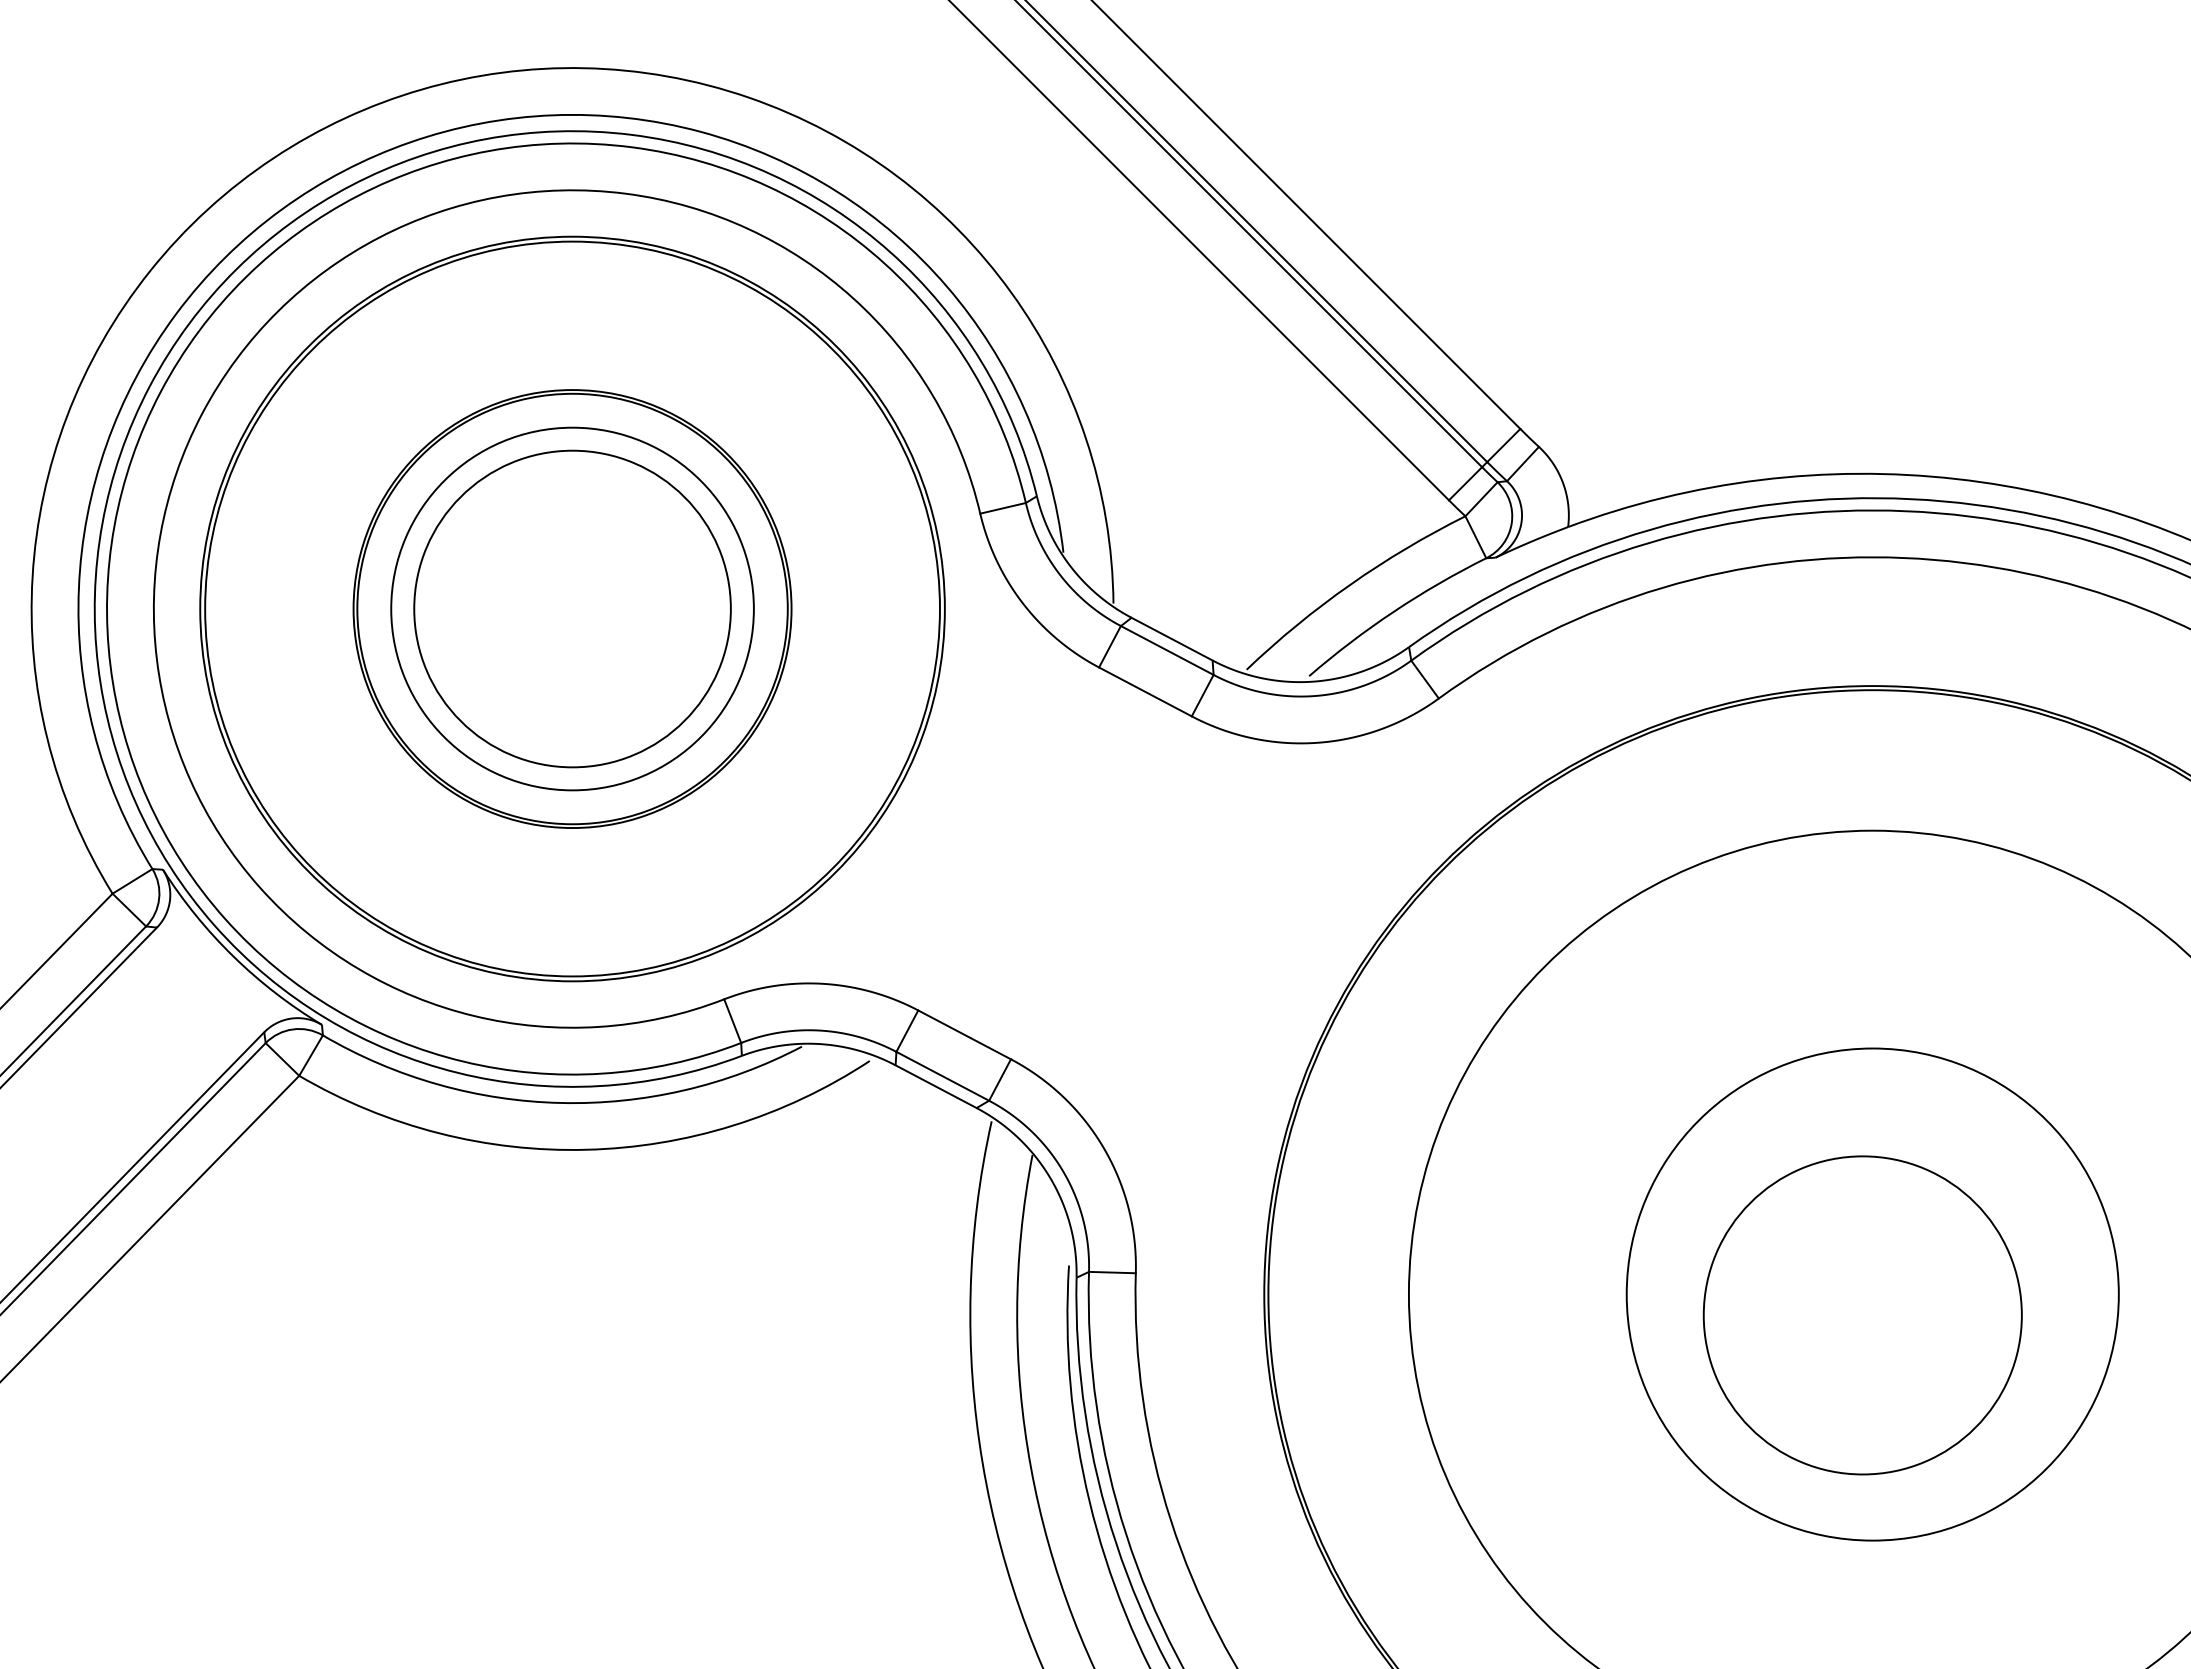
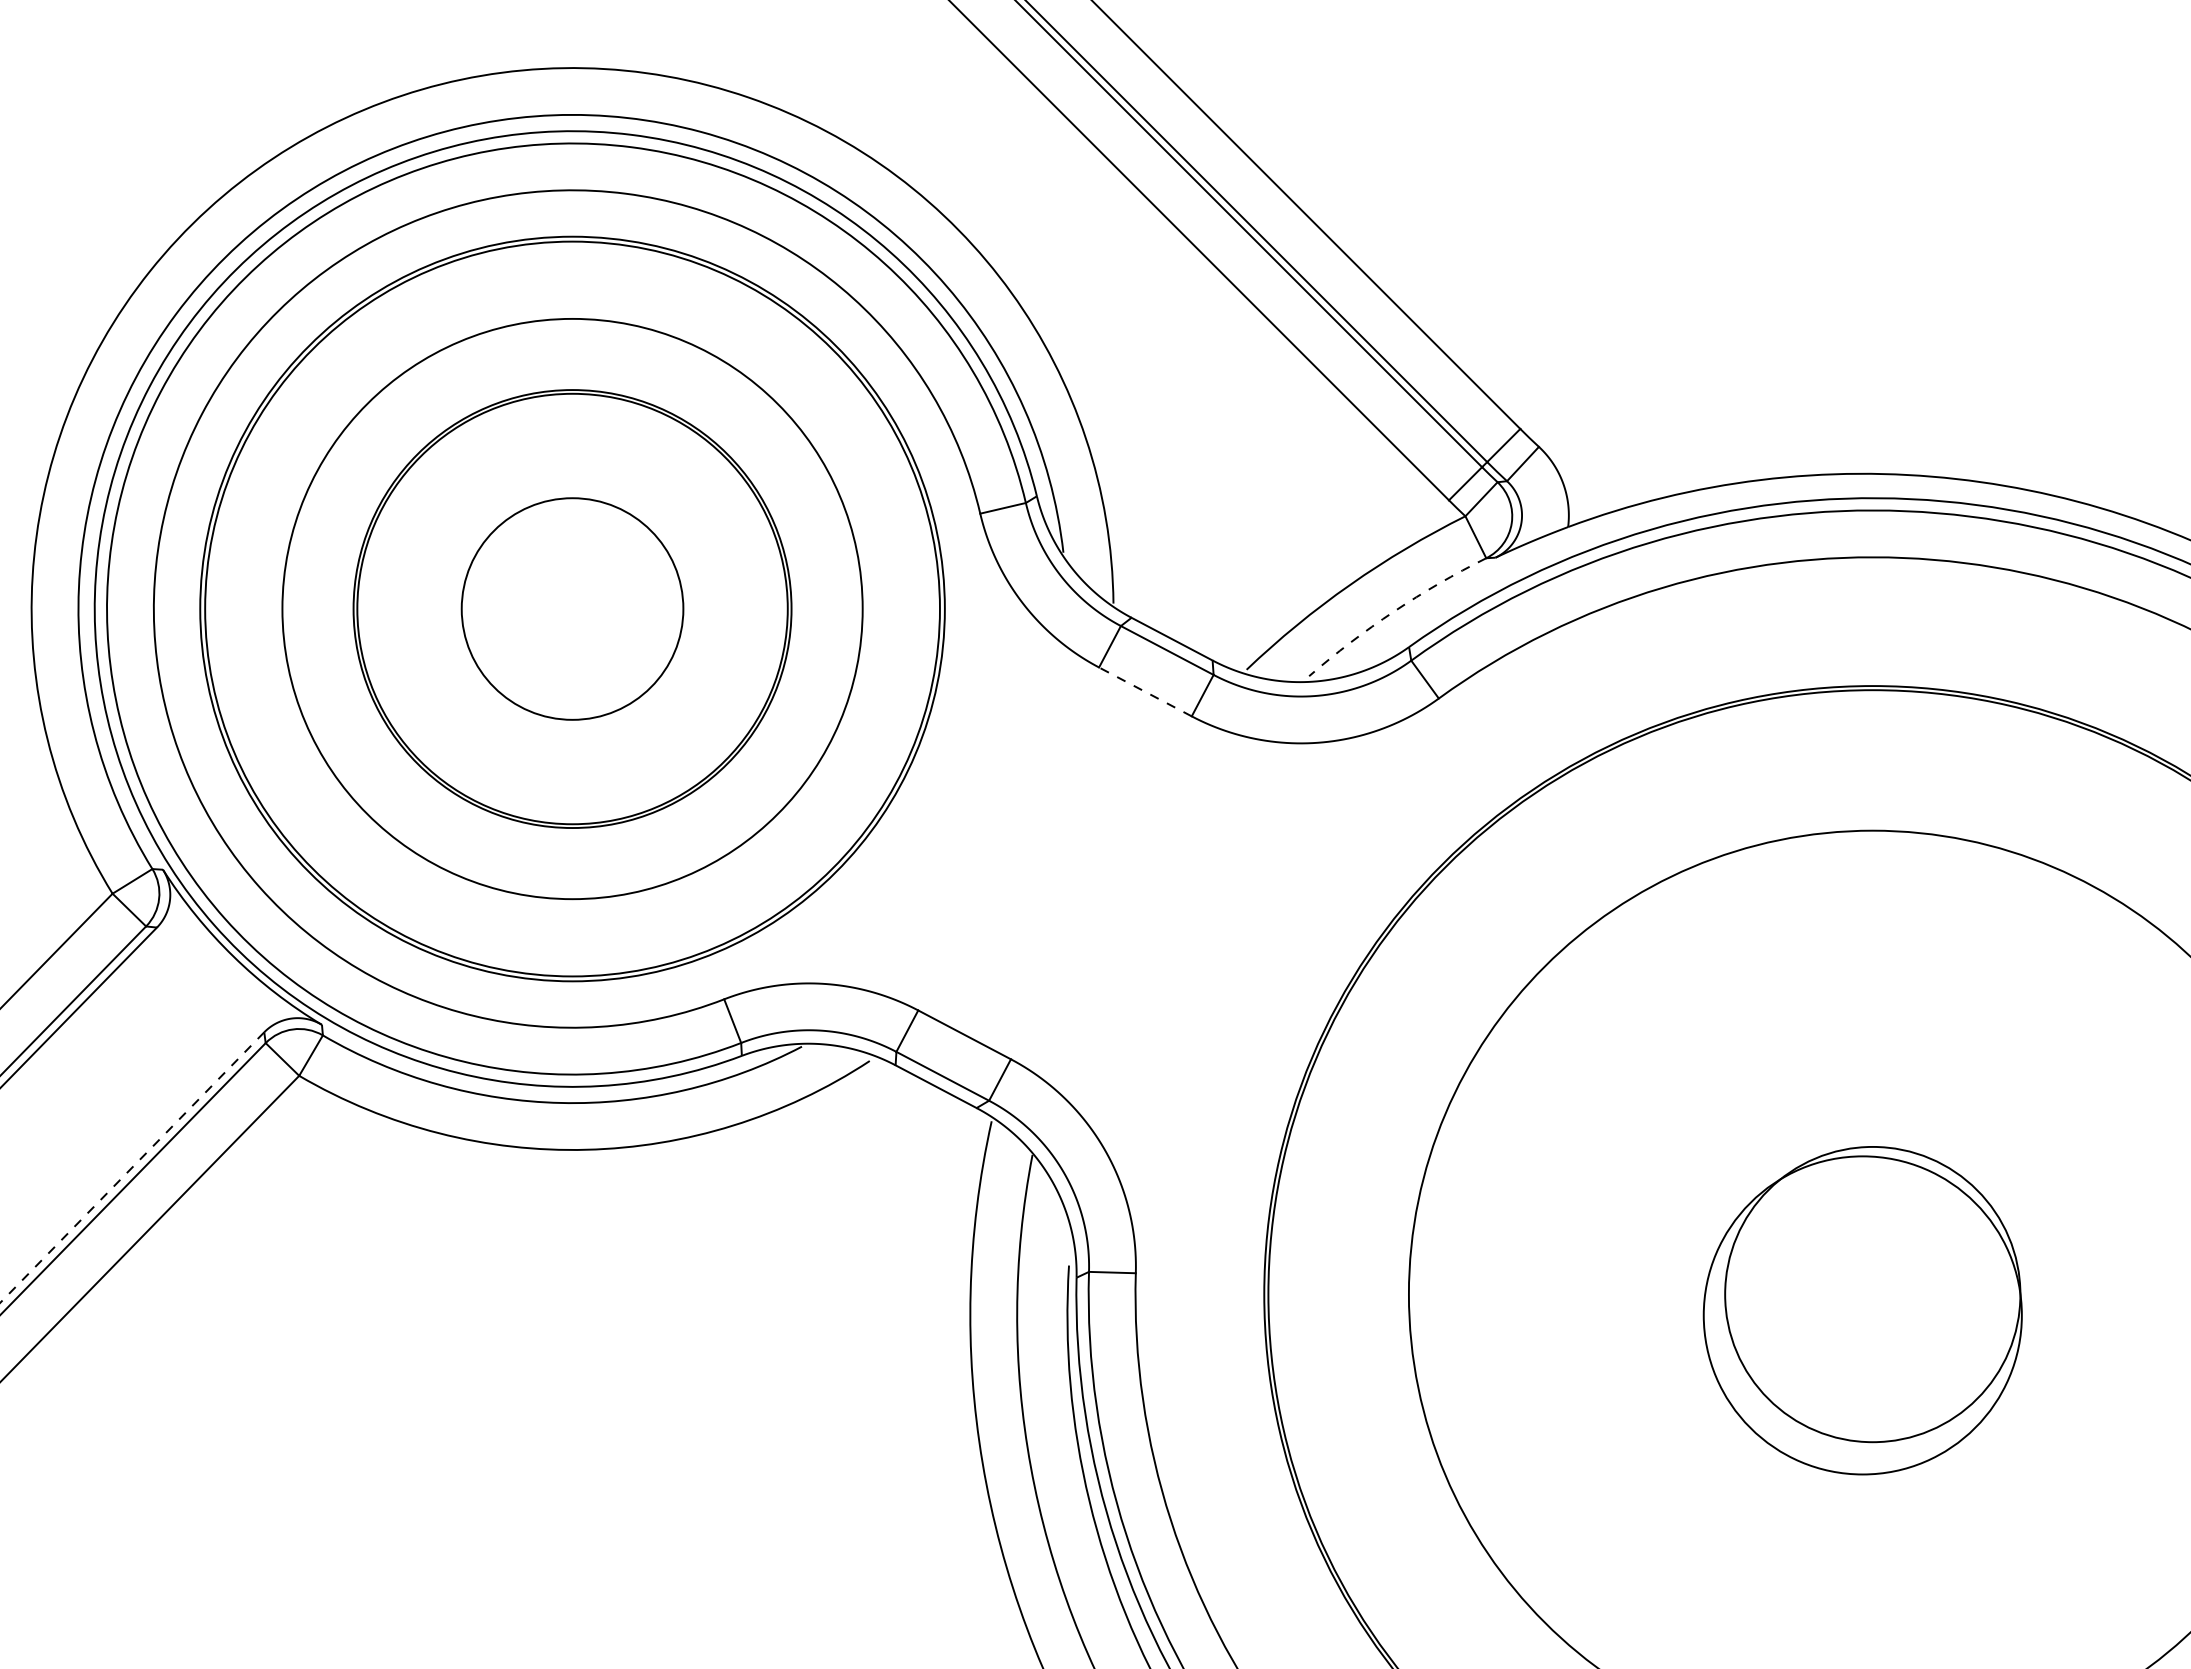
circle diameter: 317 px -> 222 px (572, 608)
circle diameter: 363 px -> 580 px (572, 608)
arc: solid -> dashed (1394, 611)
line: solid -> dashed (1144, 691)
line: solid -> dashed (132, 1167)
circle diameter: 492 px -> 295 px (1872, 1294)
